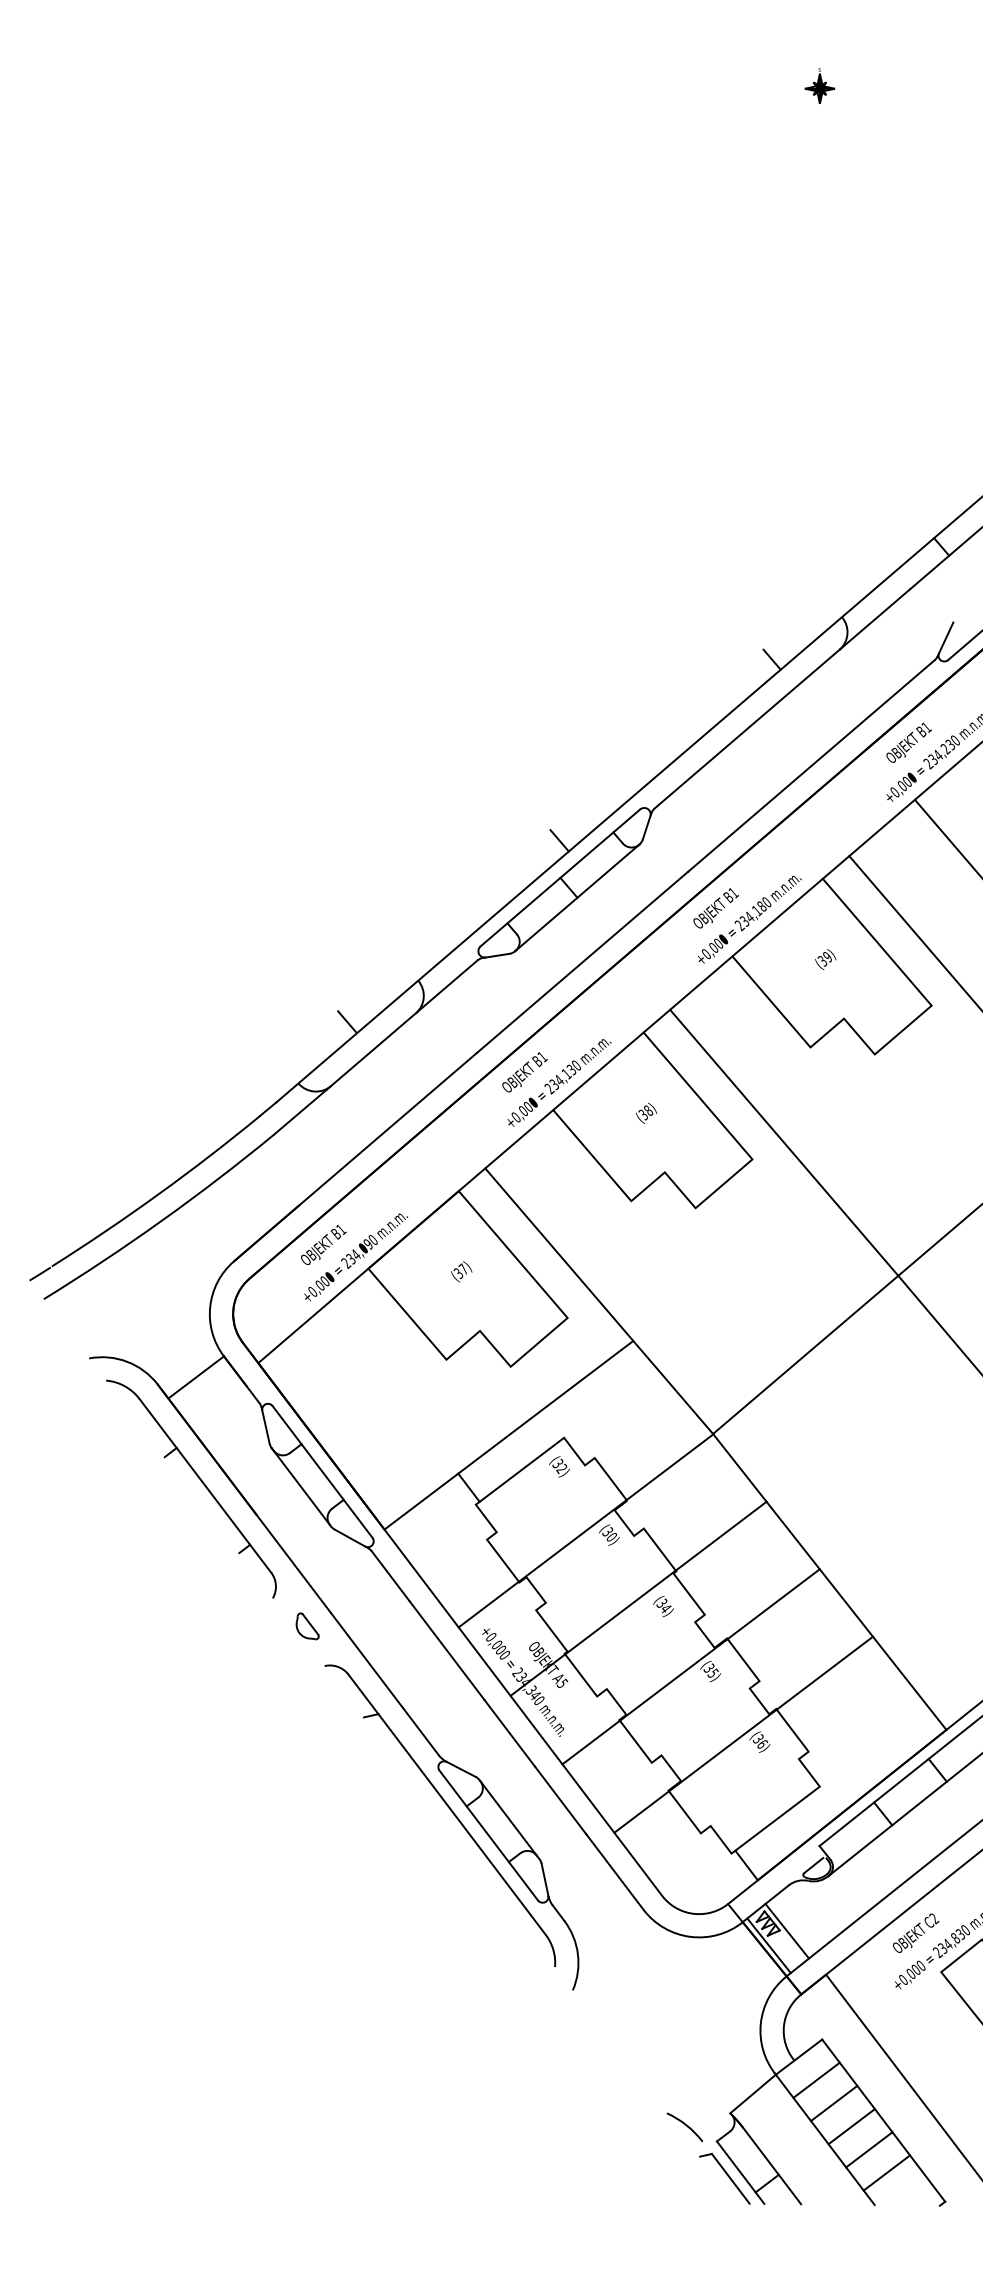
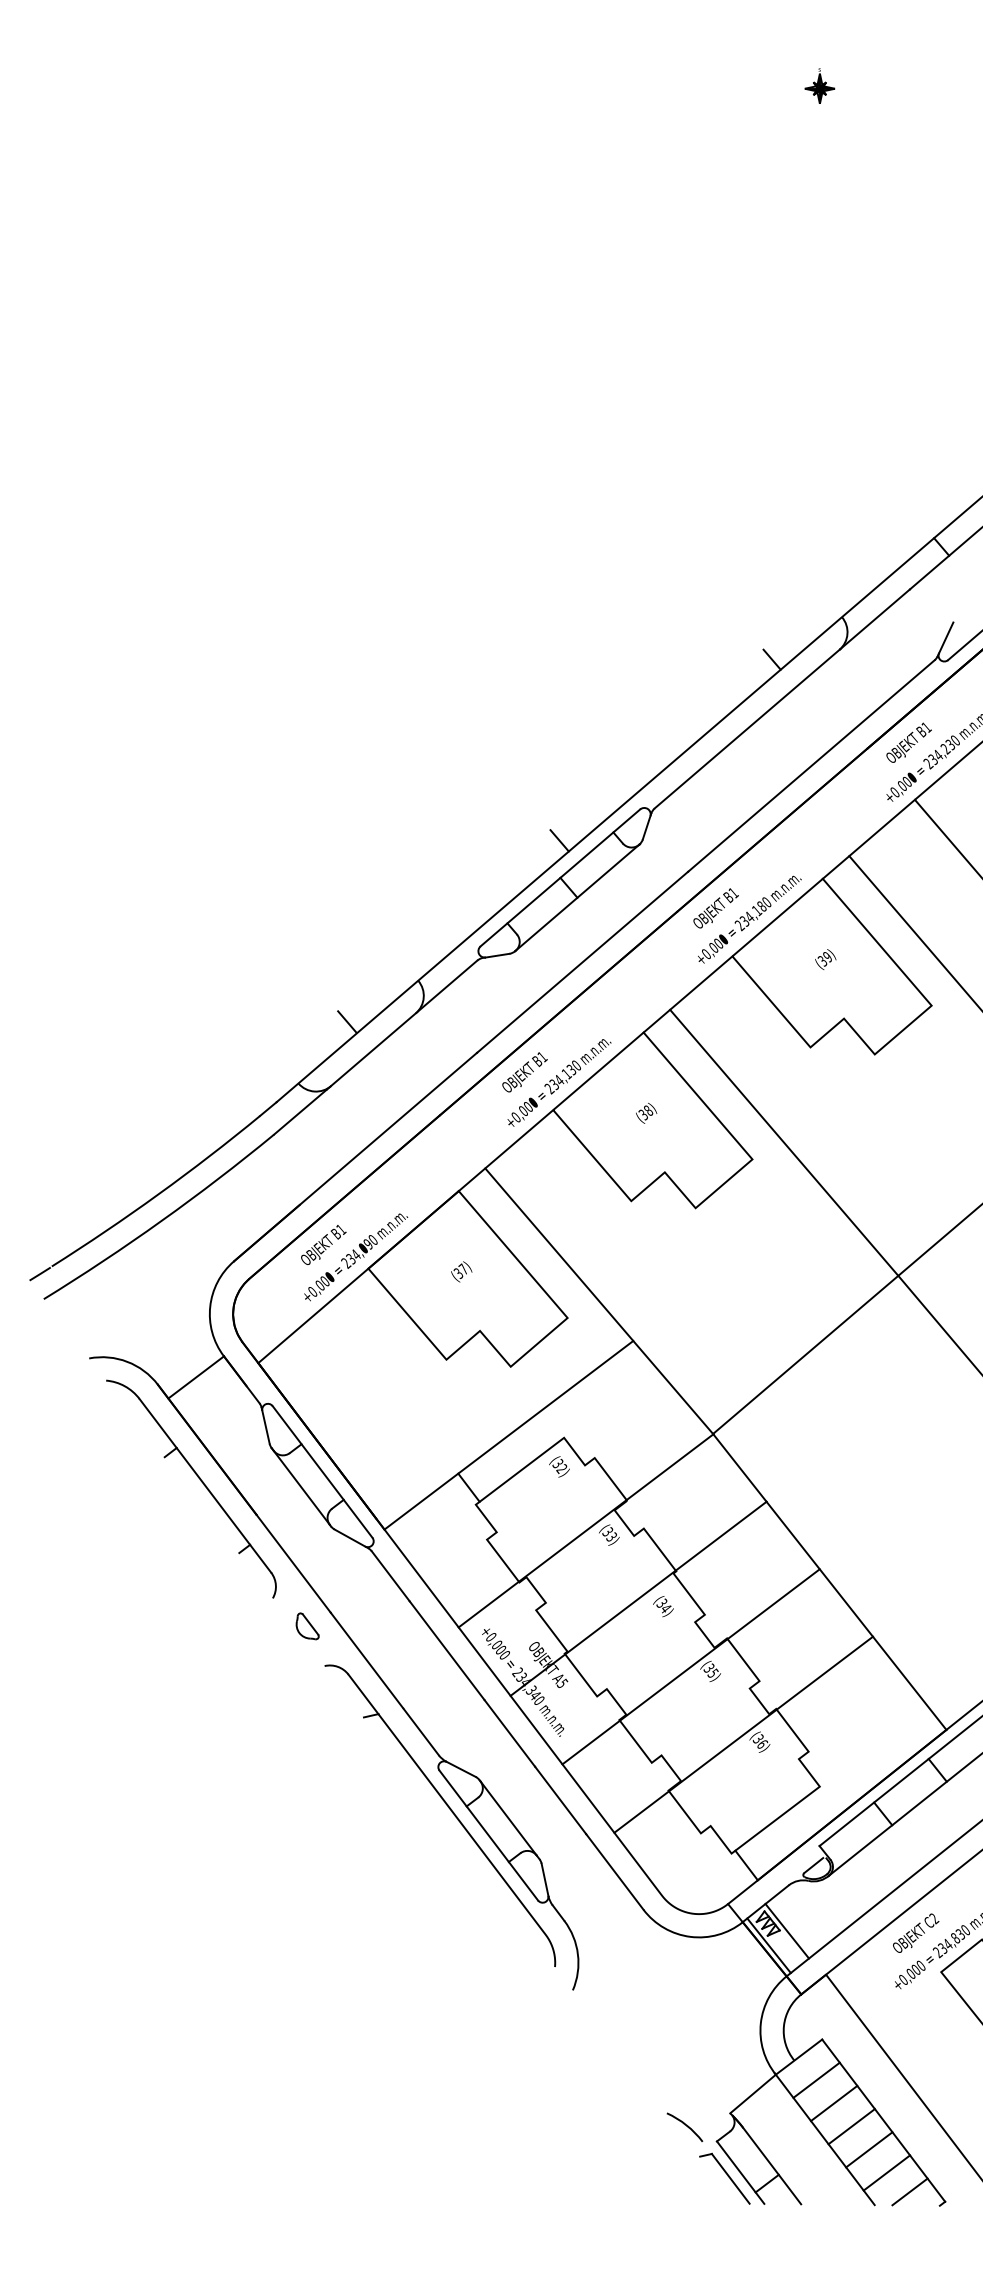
text: (30) -> (33) (610, 1536)
line: none -> present (909, 2191)
